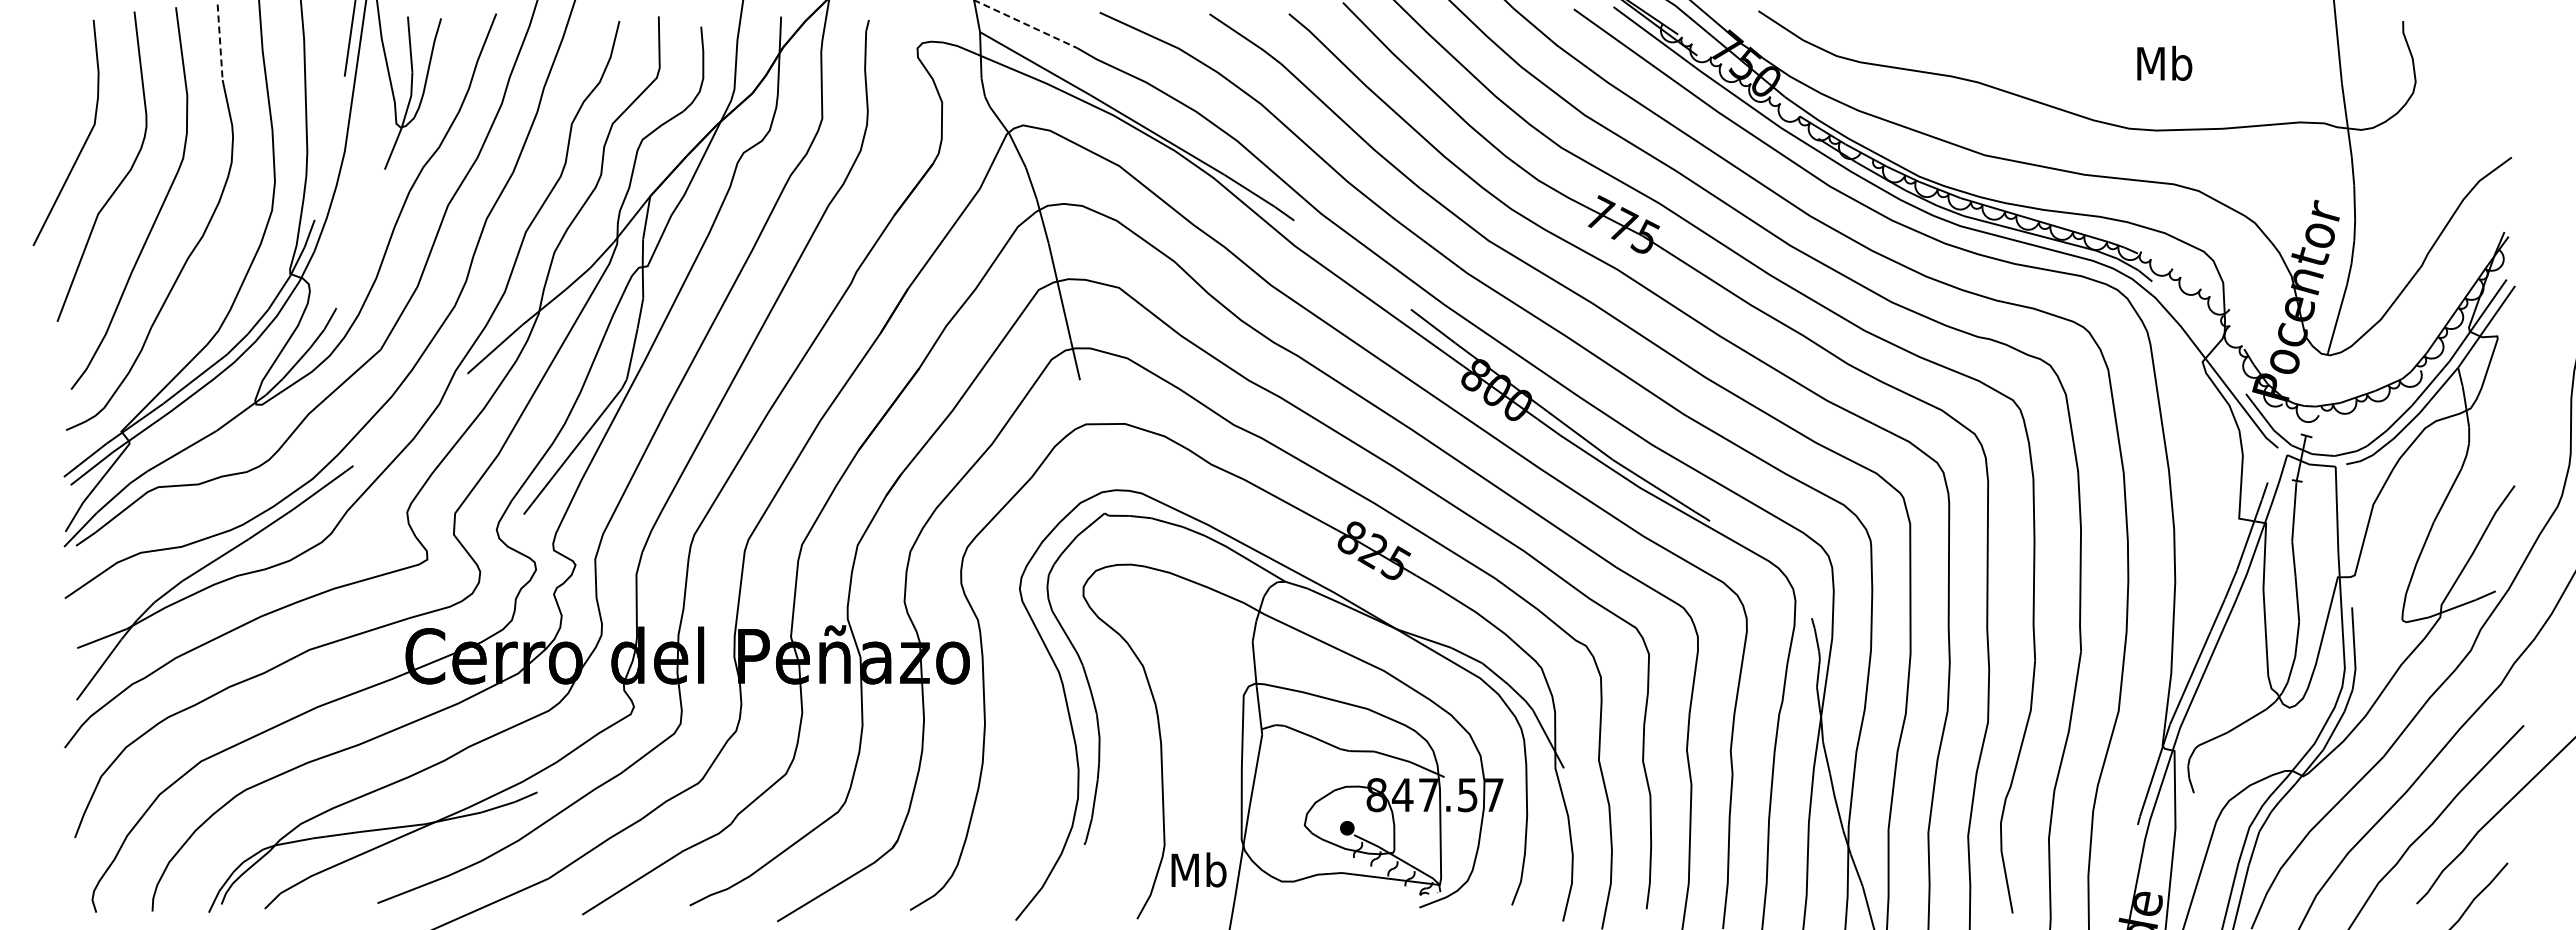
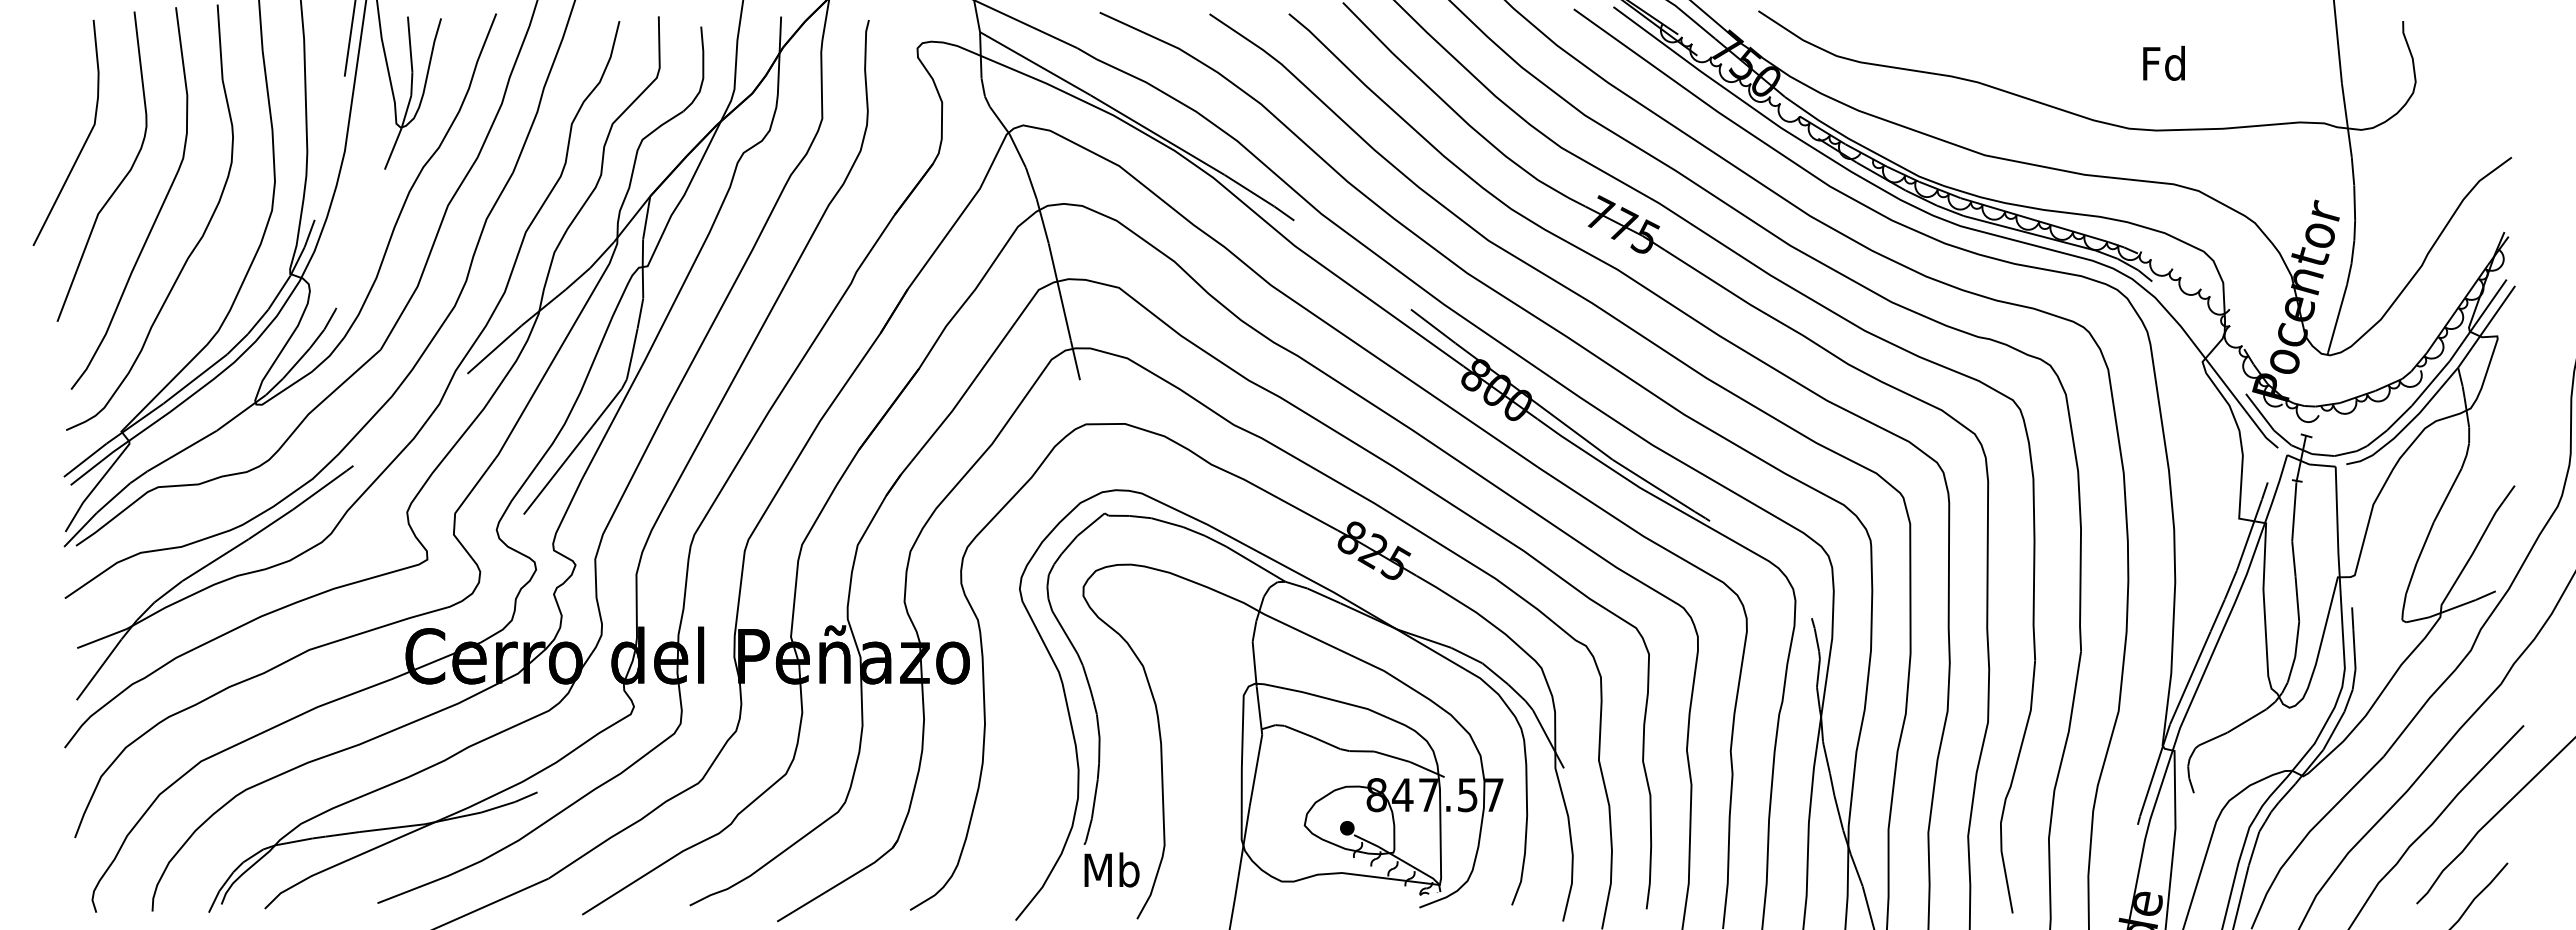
line: dashed -> solid (1025, 24)
line: dashed -> solid (220, 42)
text: Mb -> Fd (2164, 62)
text position: (1198, 869) -> (1111, 869) (1111, 869)
